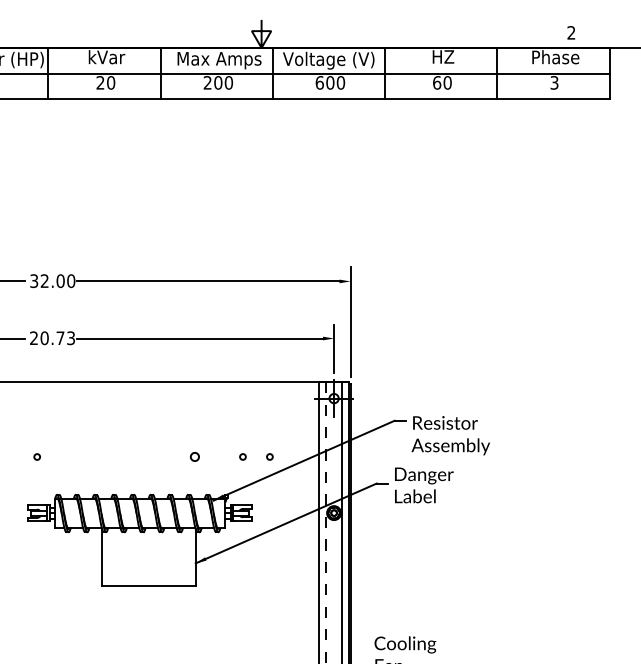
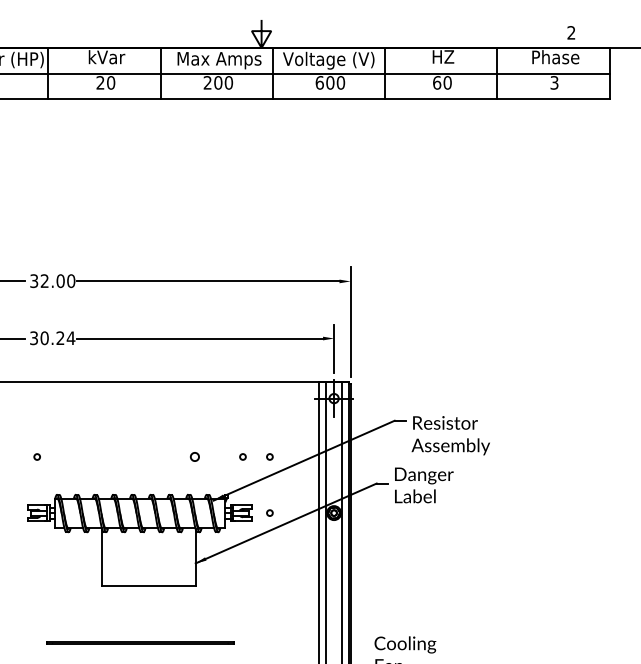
text: 20.73 -> 30.24 (52, 338)
circle: none -> present (269, 512)
line: dashed -> solid (325, 523)
line: none -> present (140, 642)
